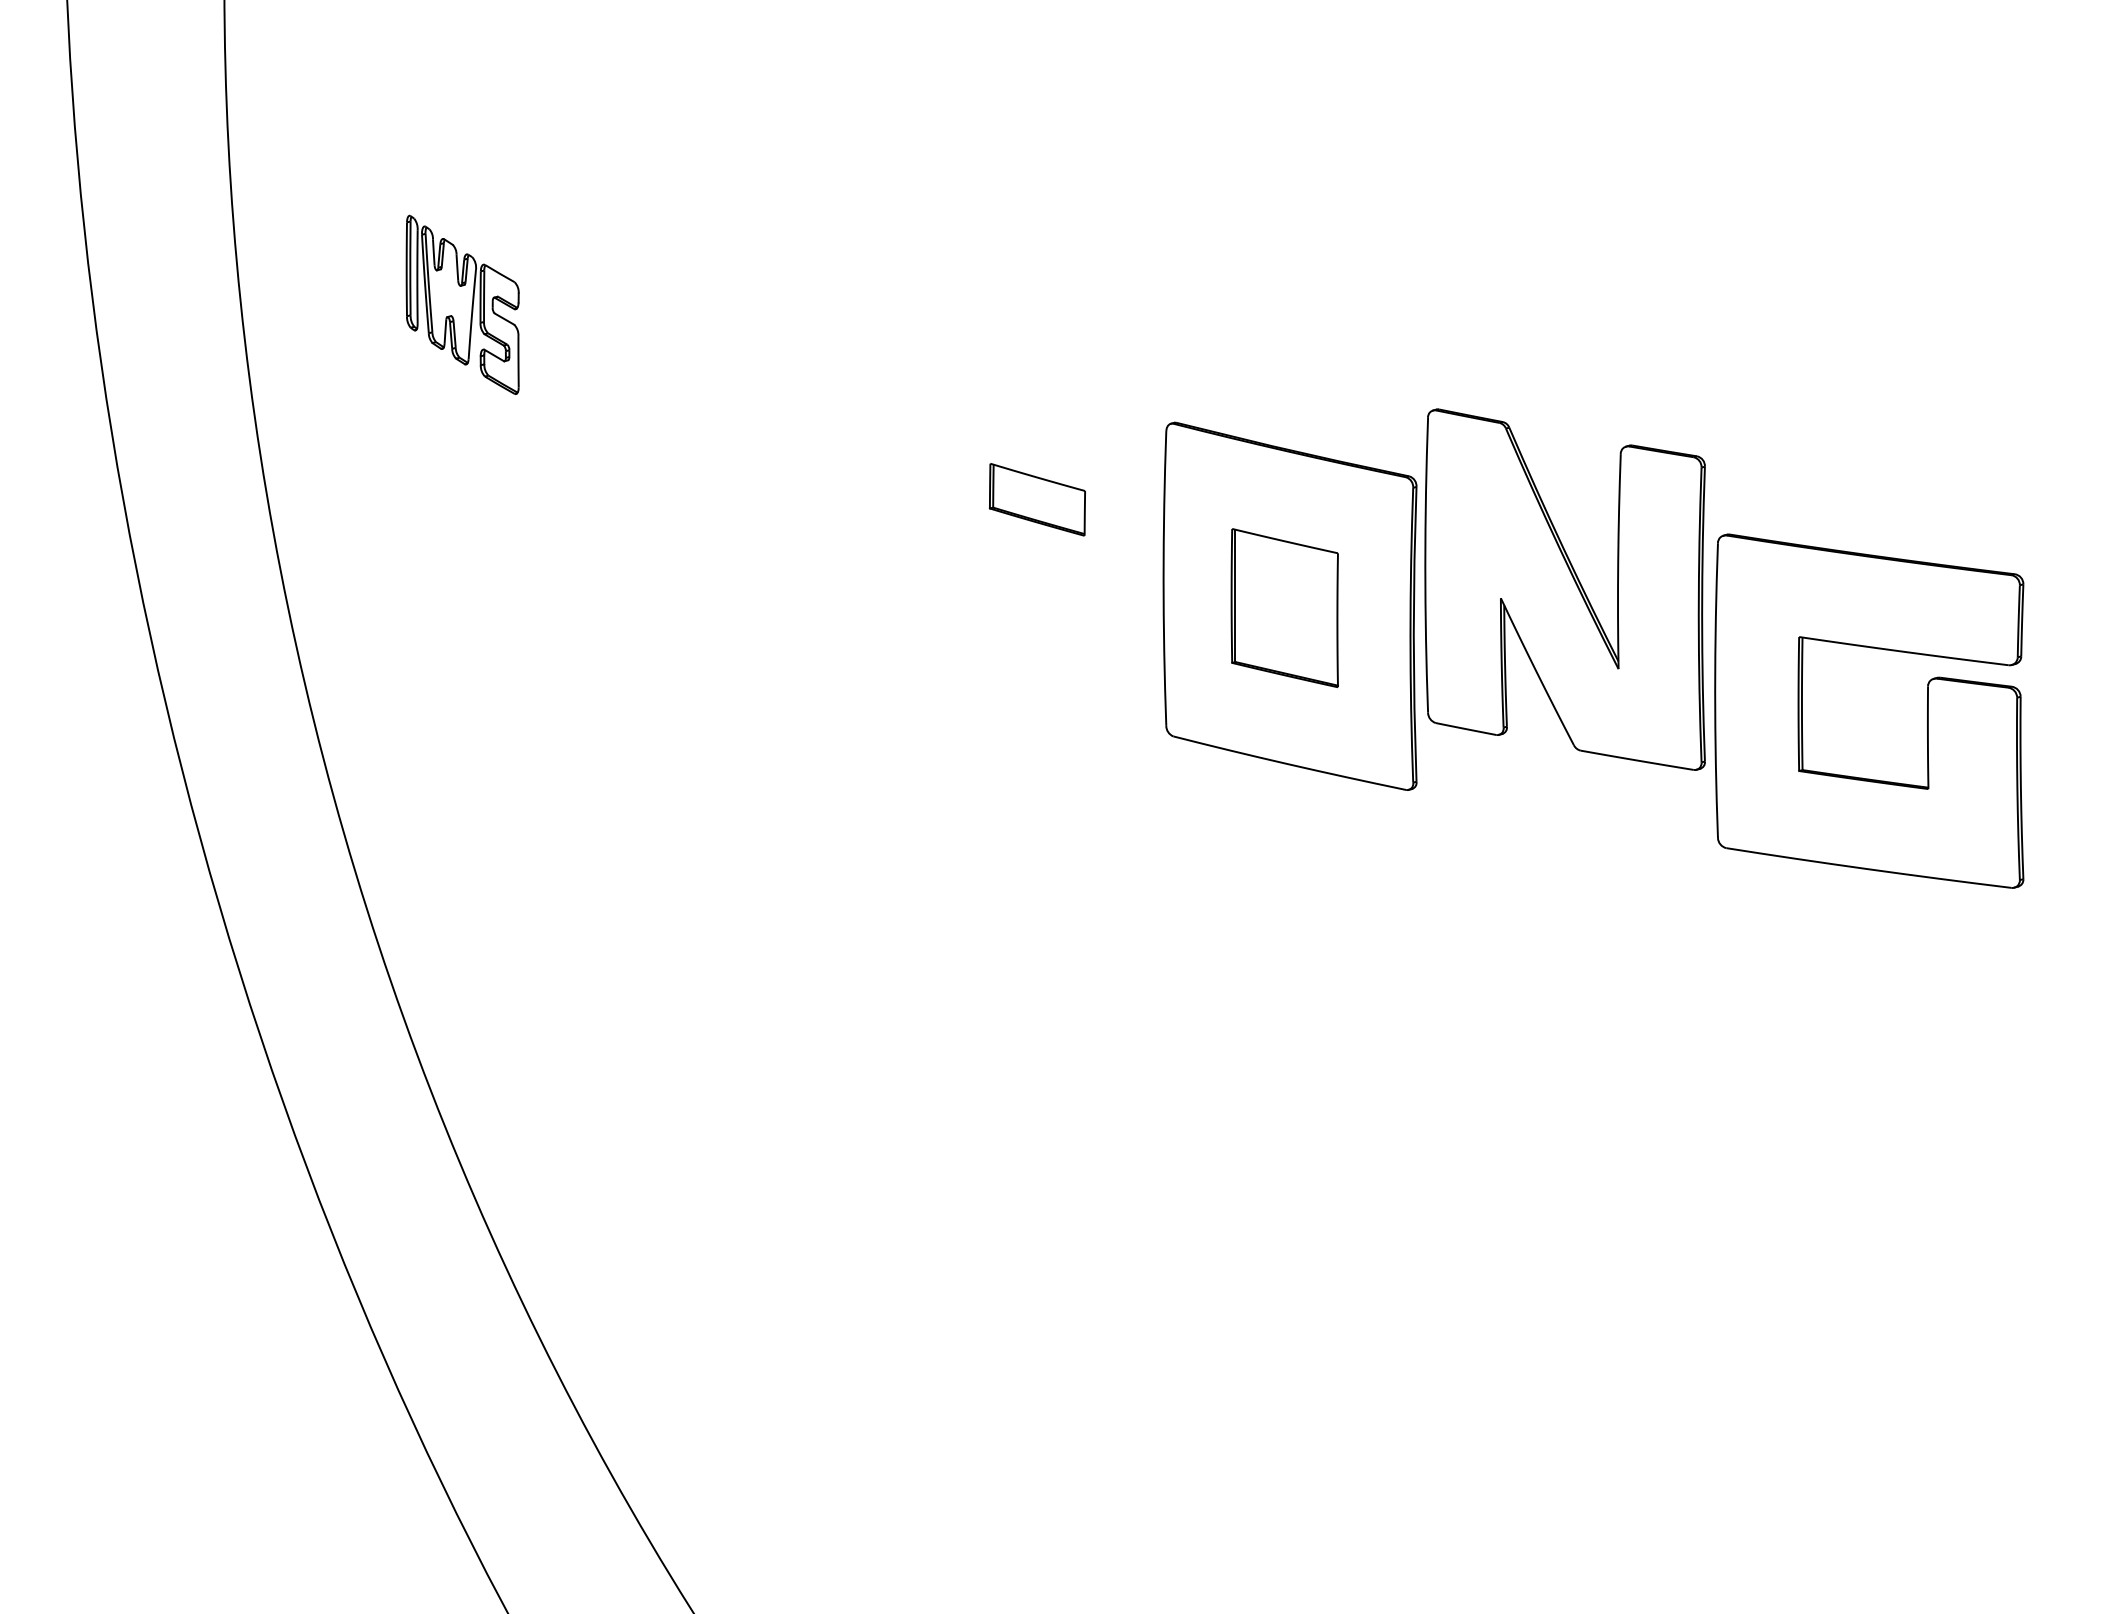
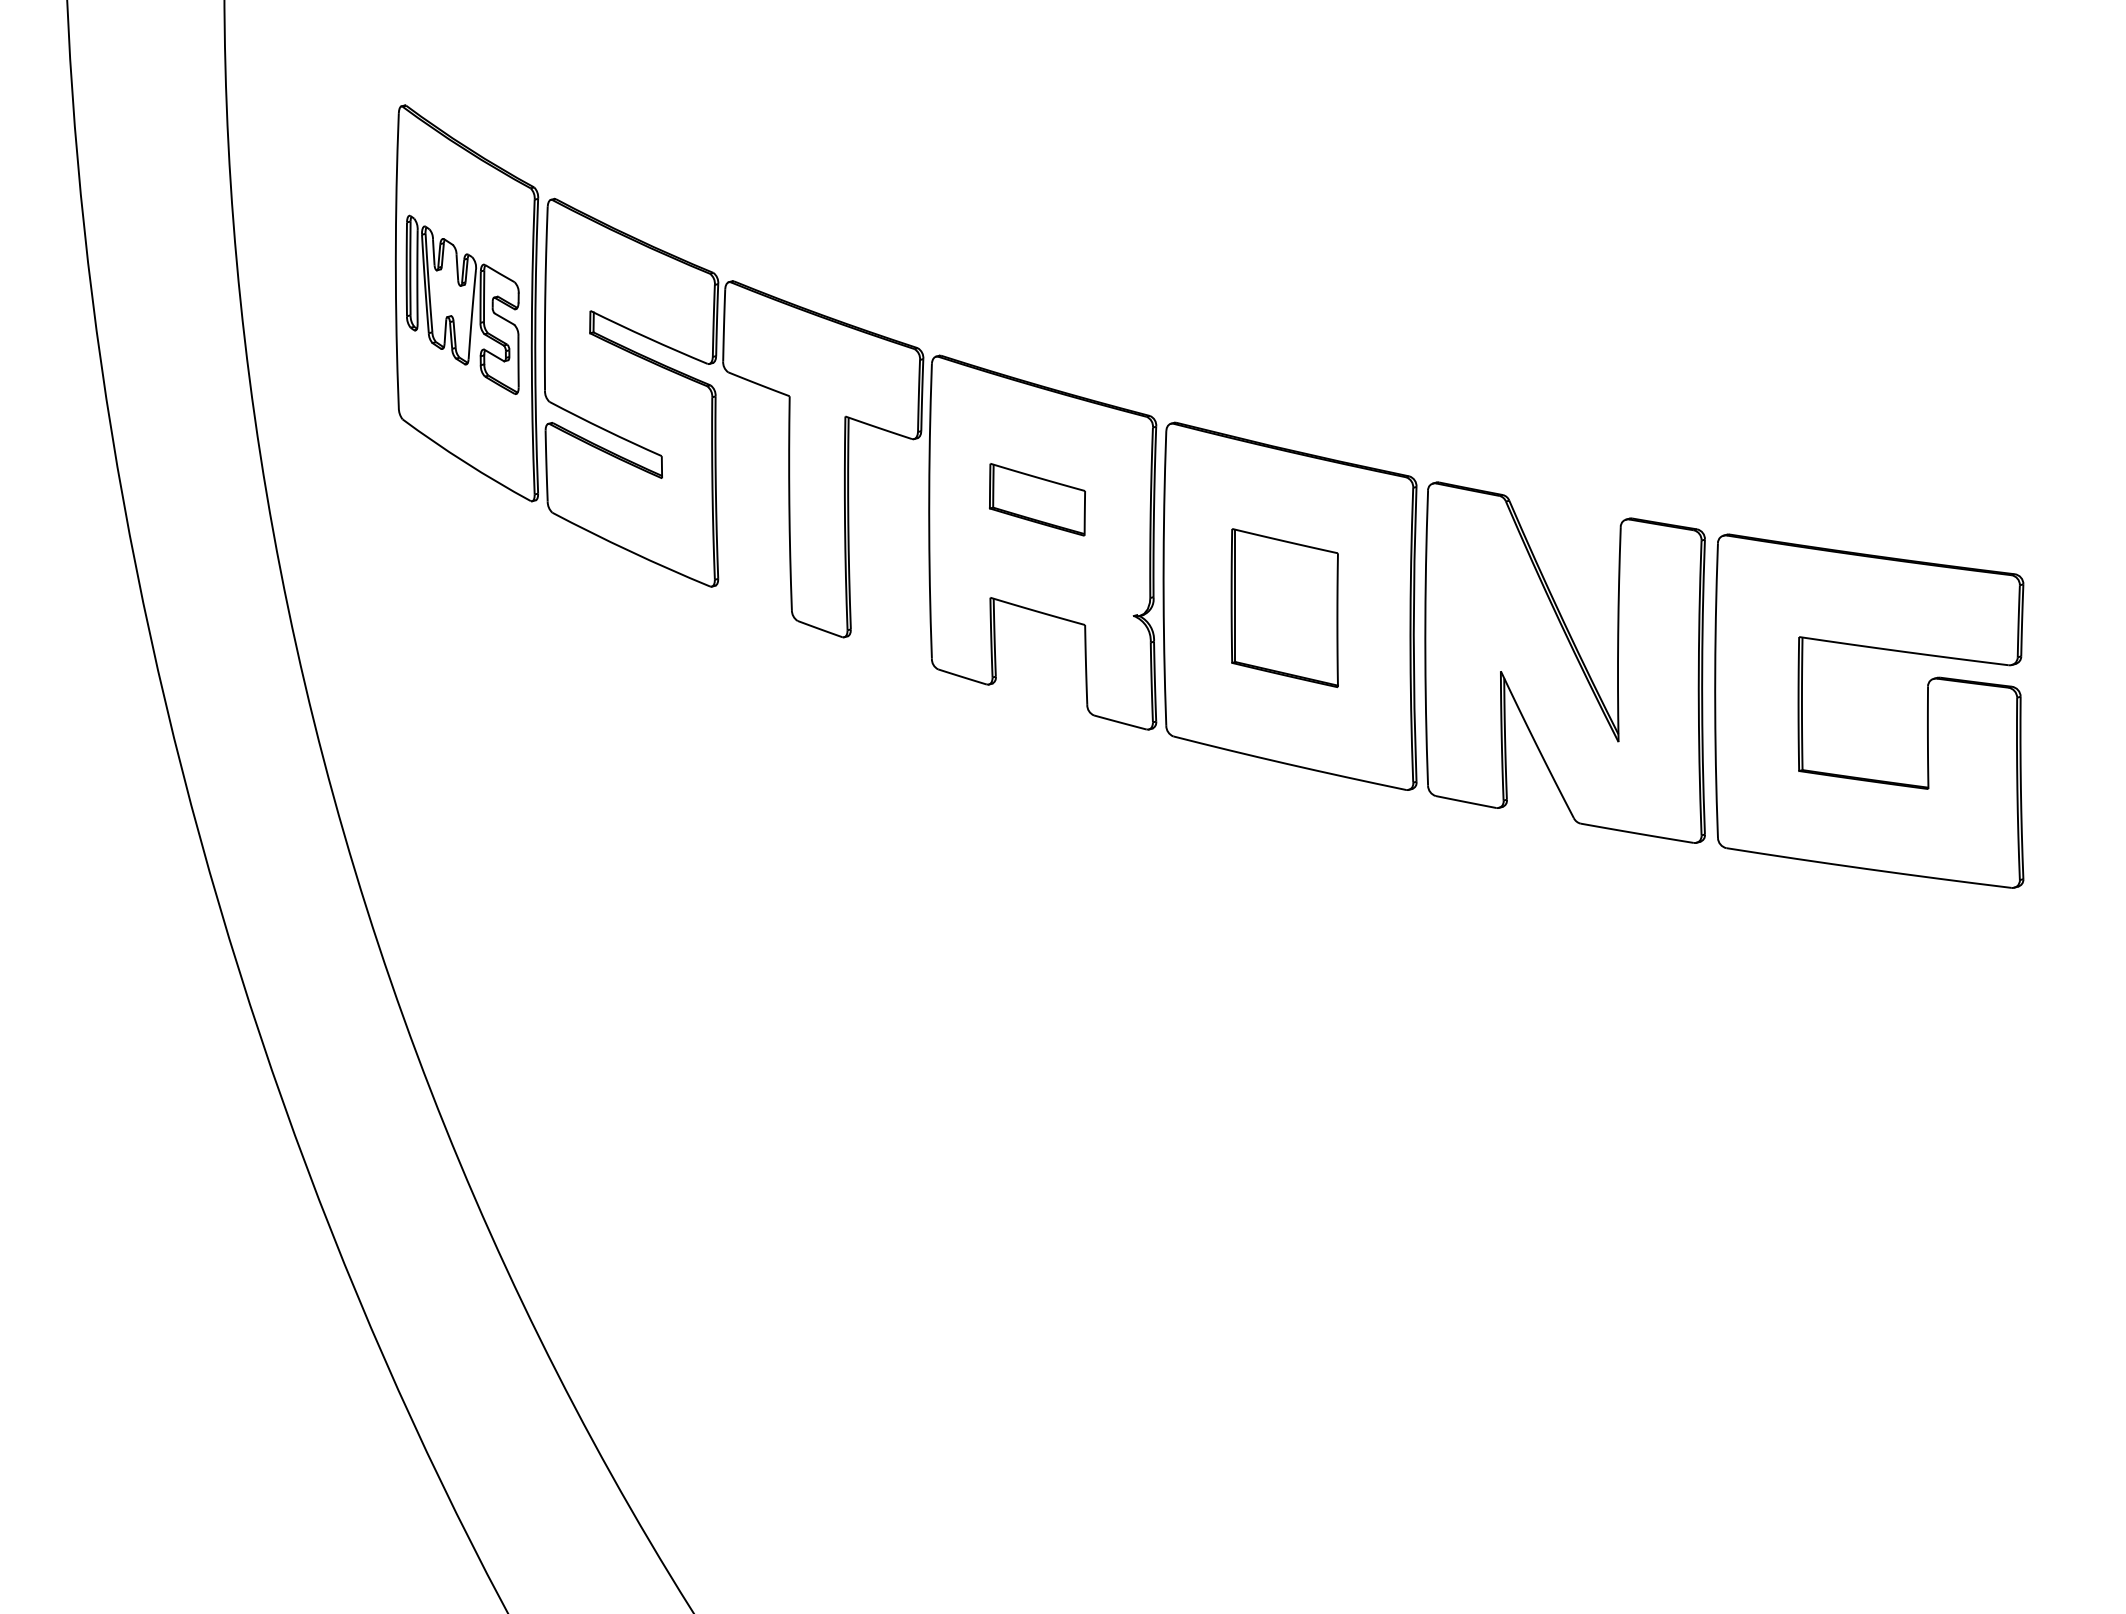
part: none -> present (788, 417)
part position: (1564, 589) -> (1564, 662) (1564, 662)
